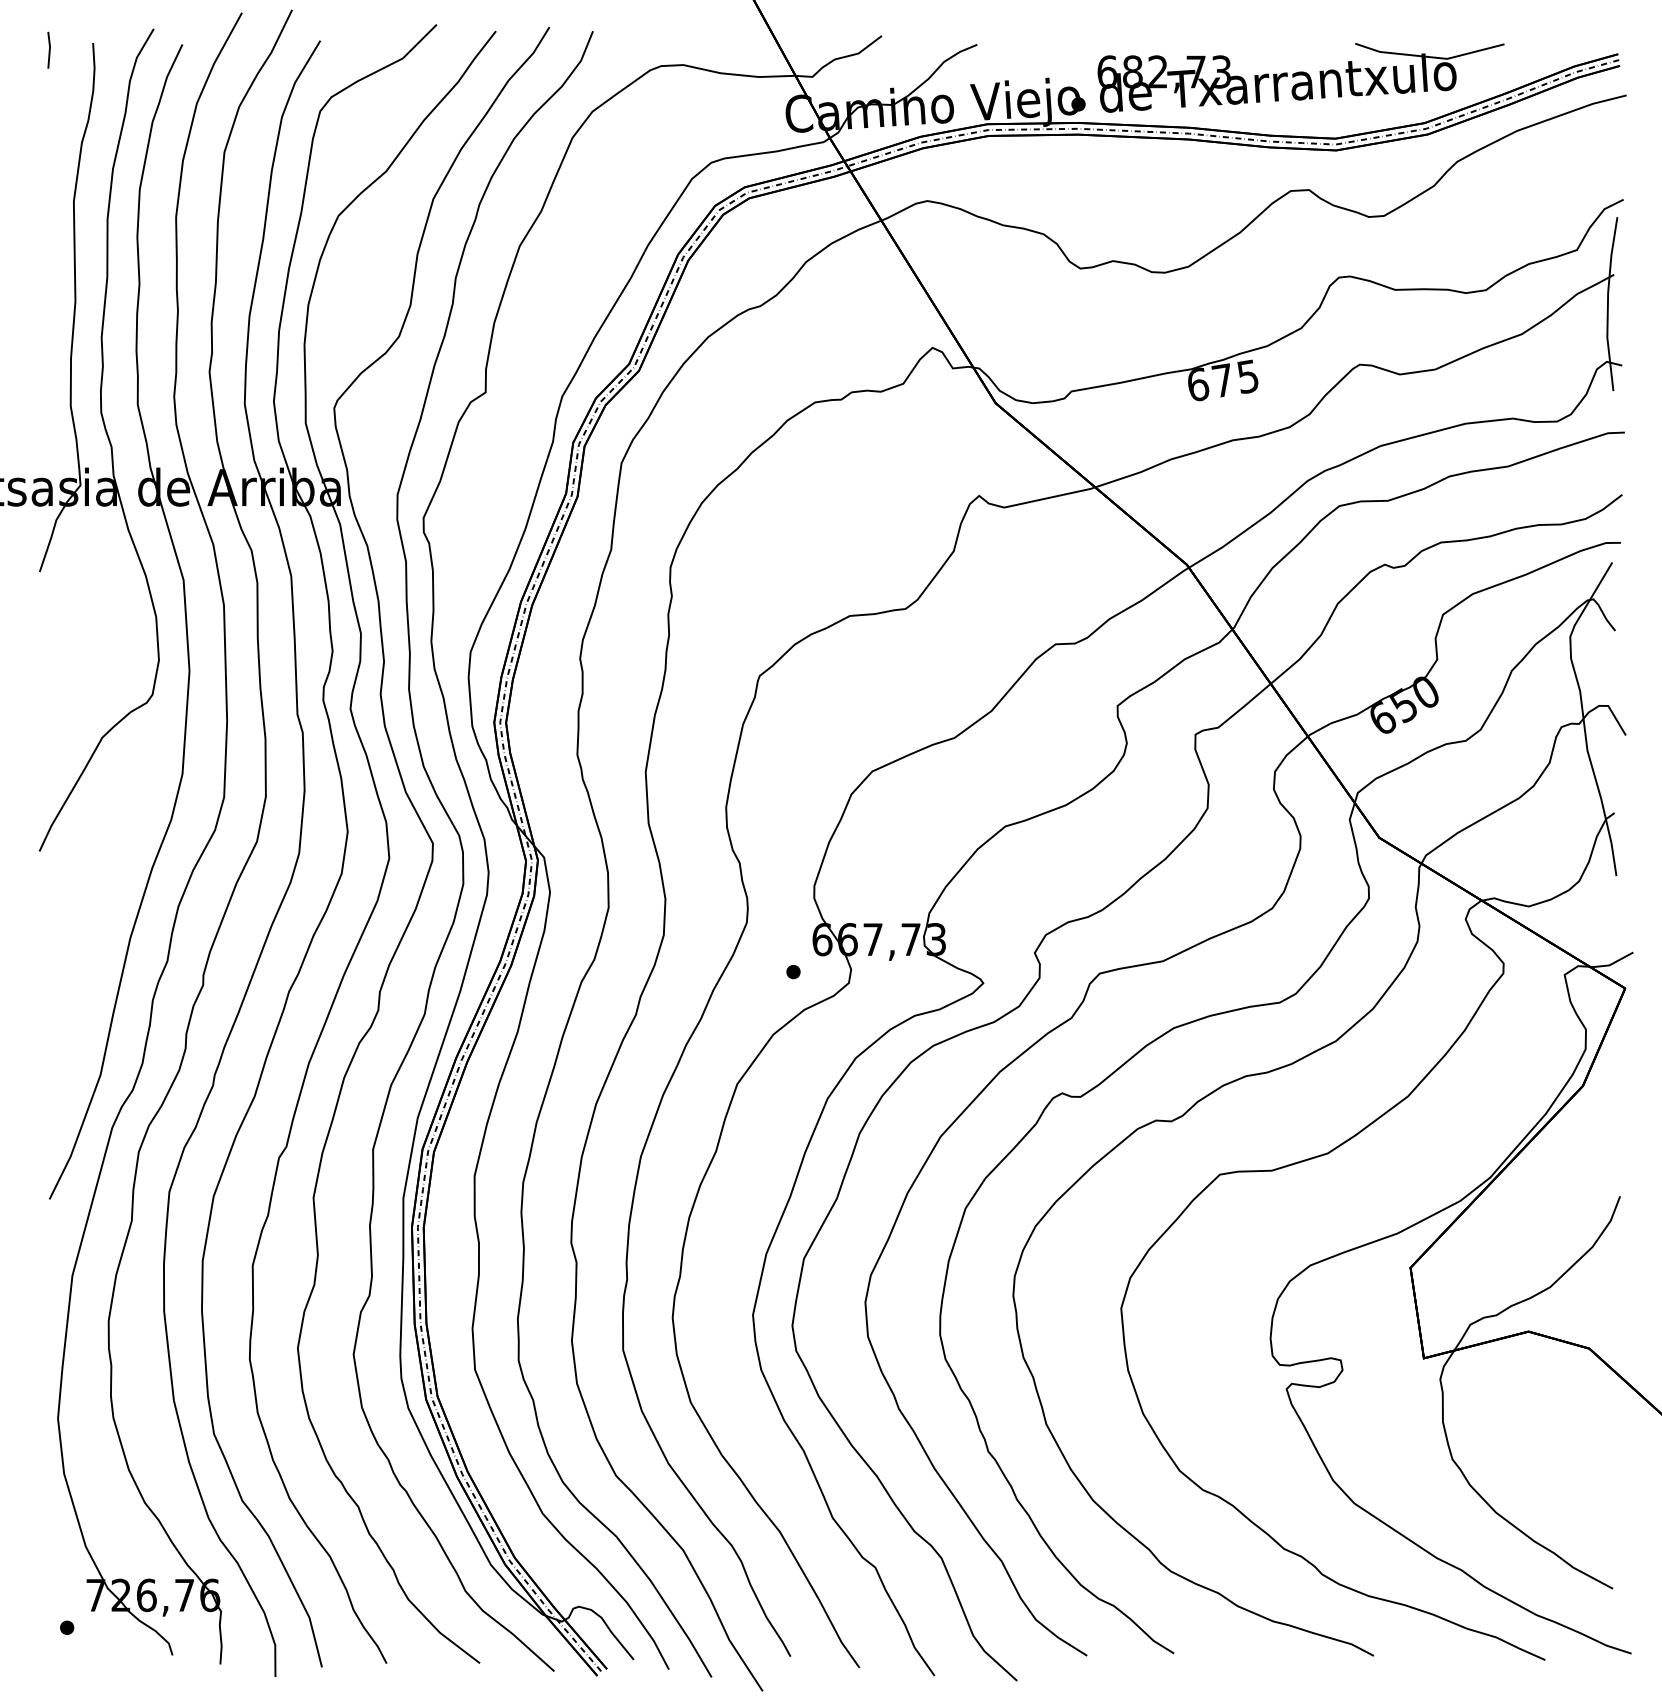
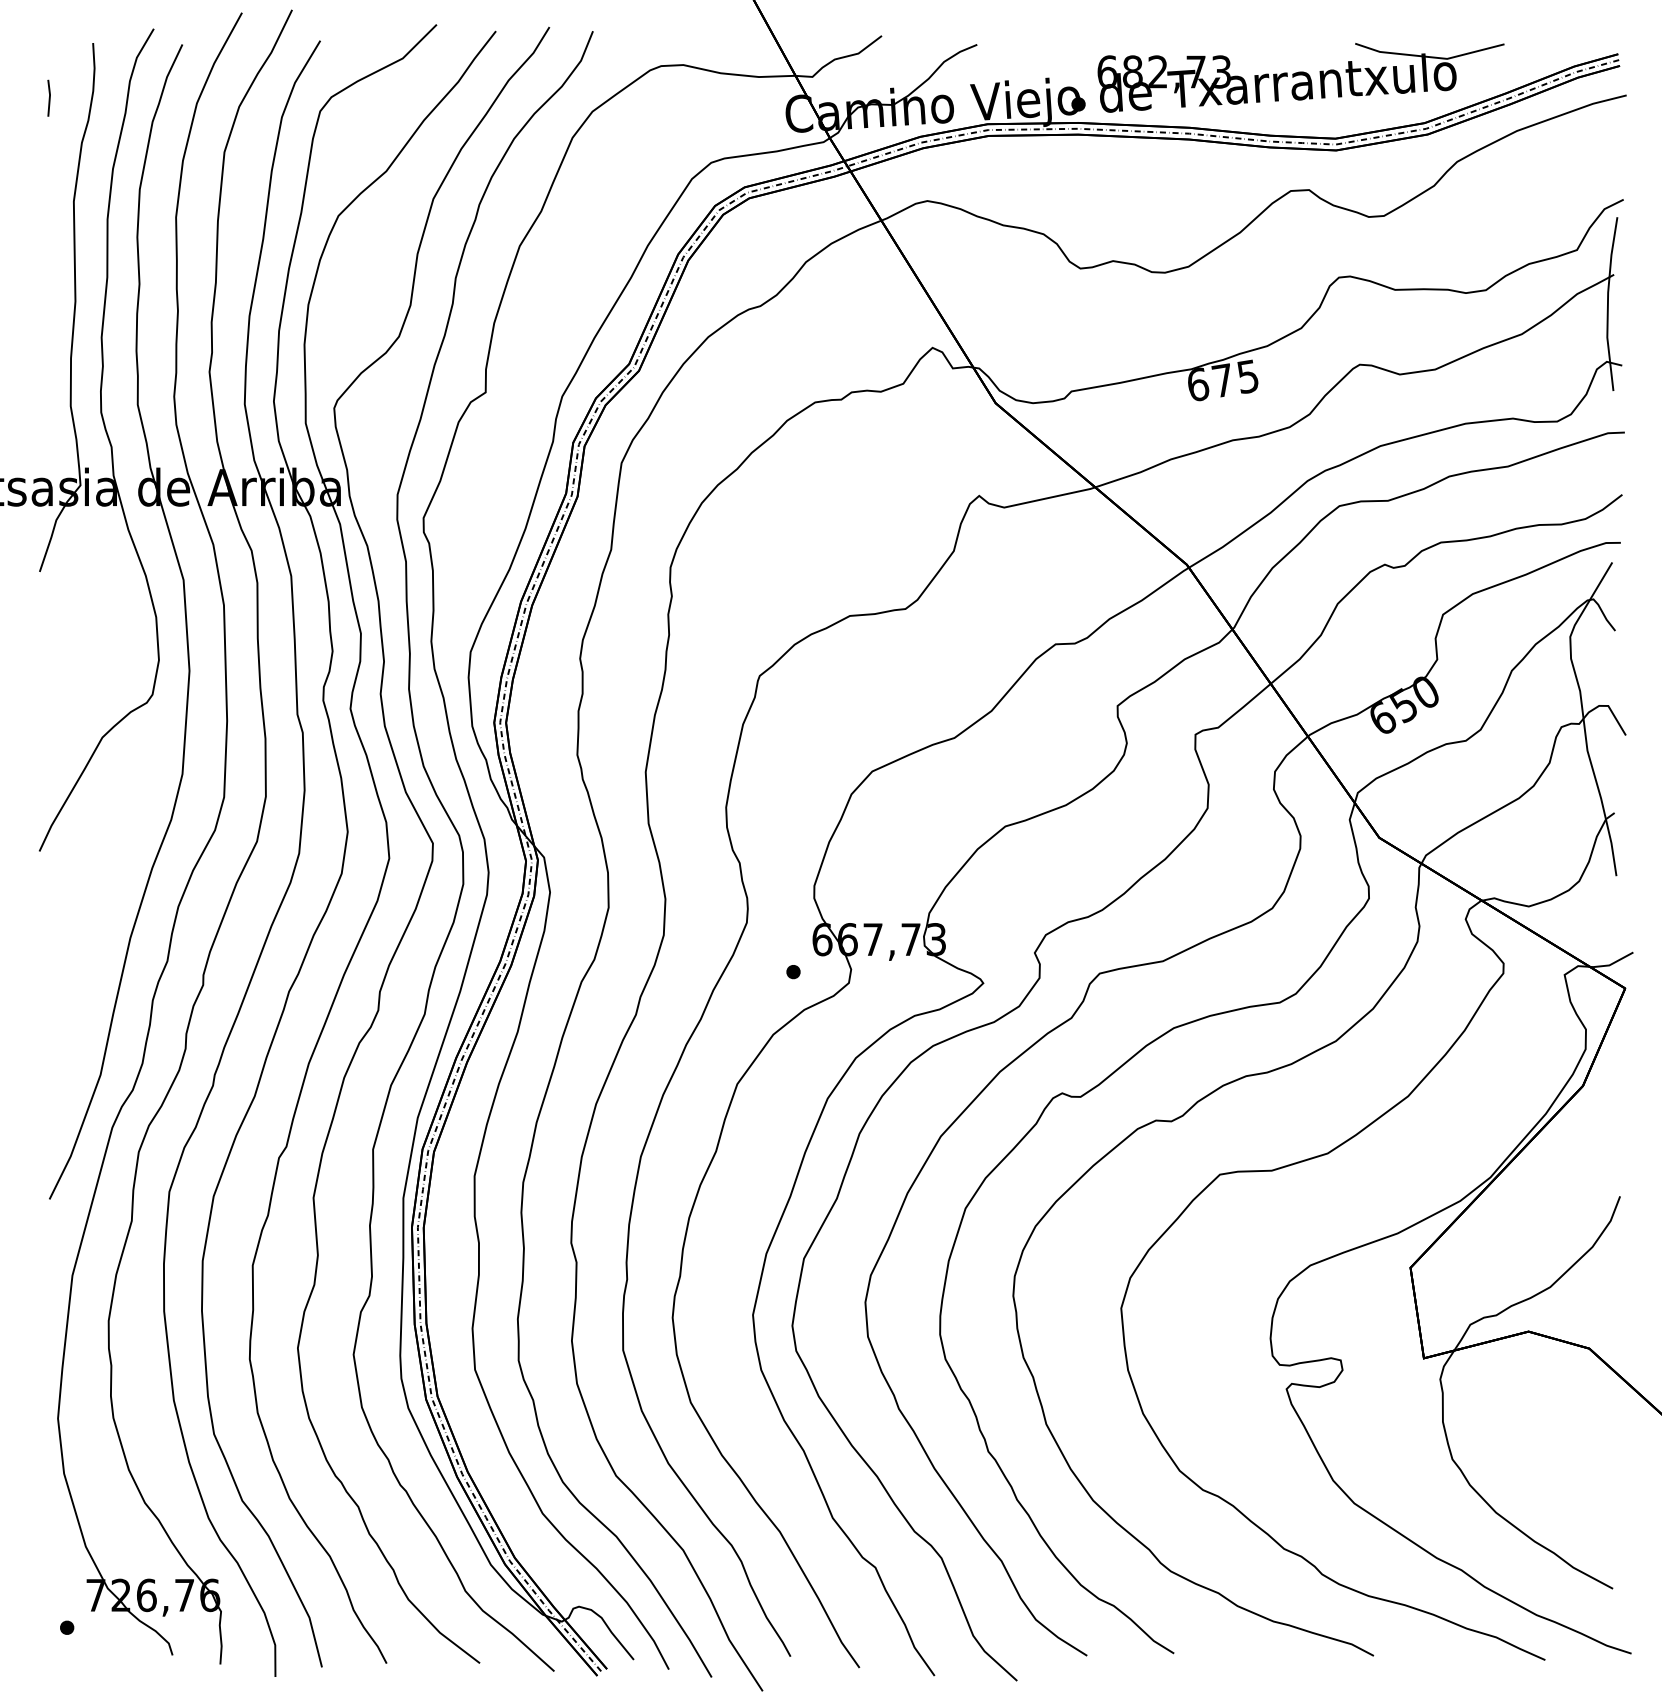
line position: (49, 49) -> (49, 97) (49, 97)
